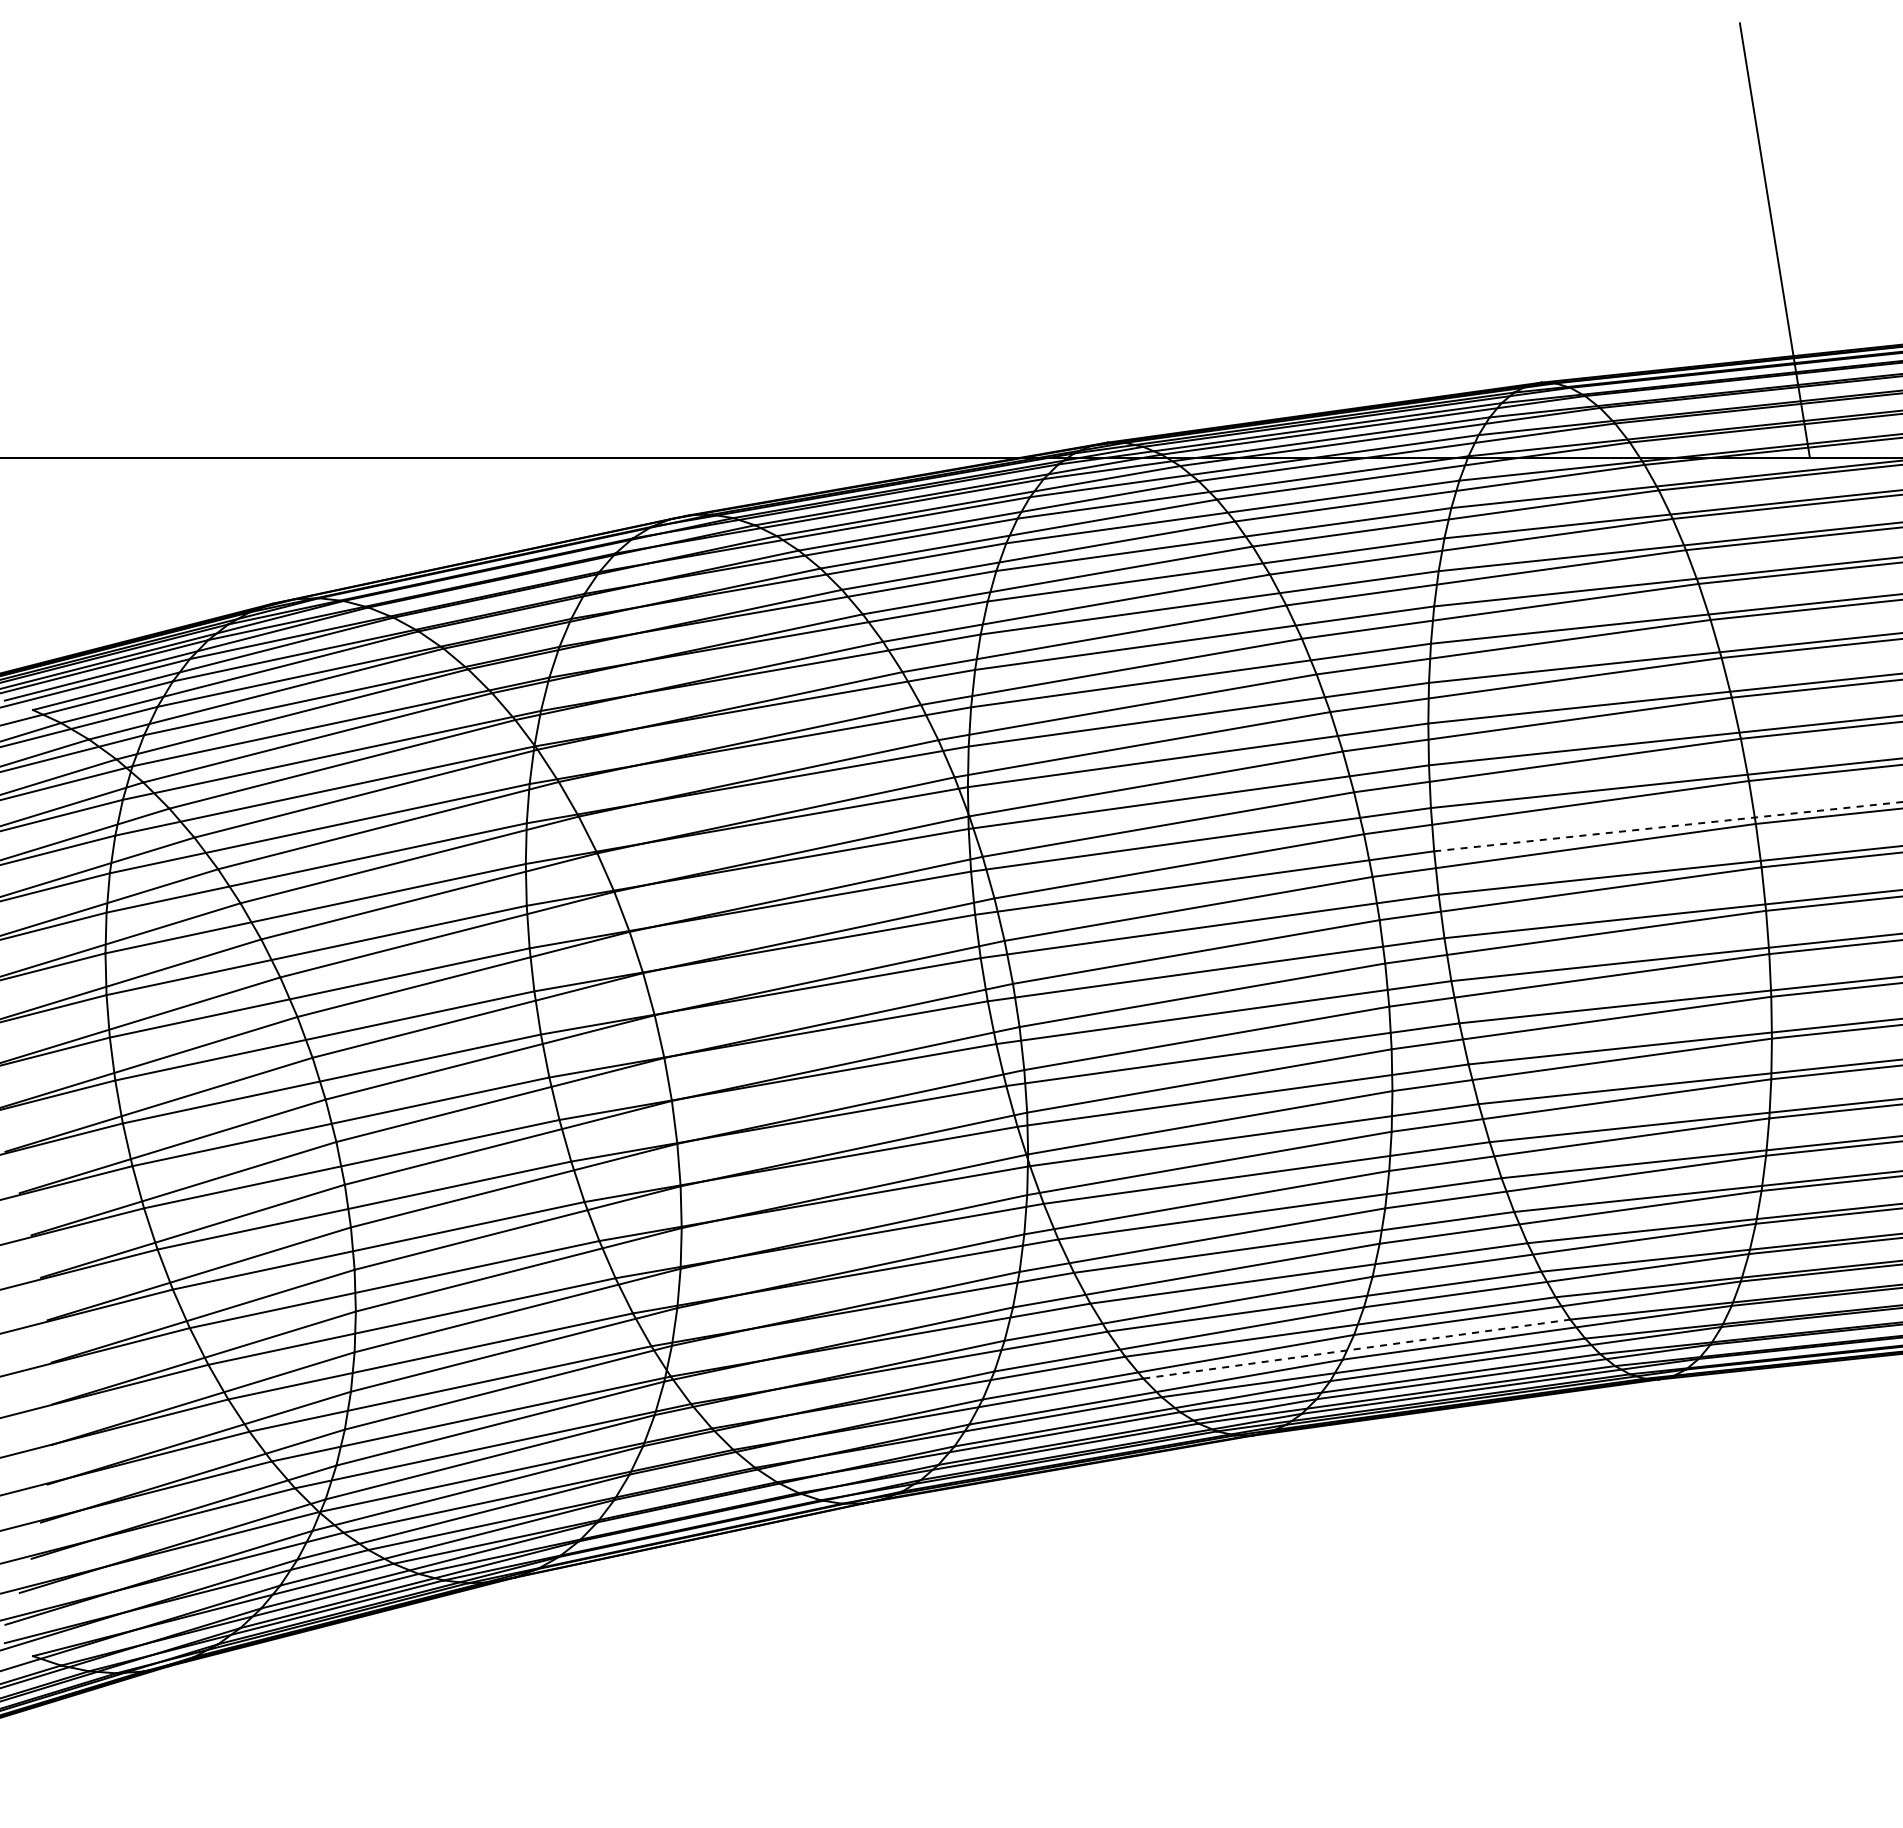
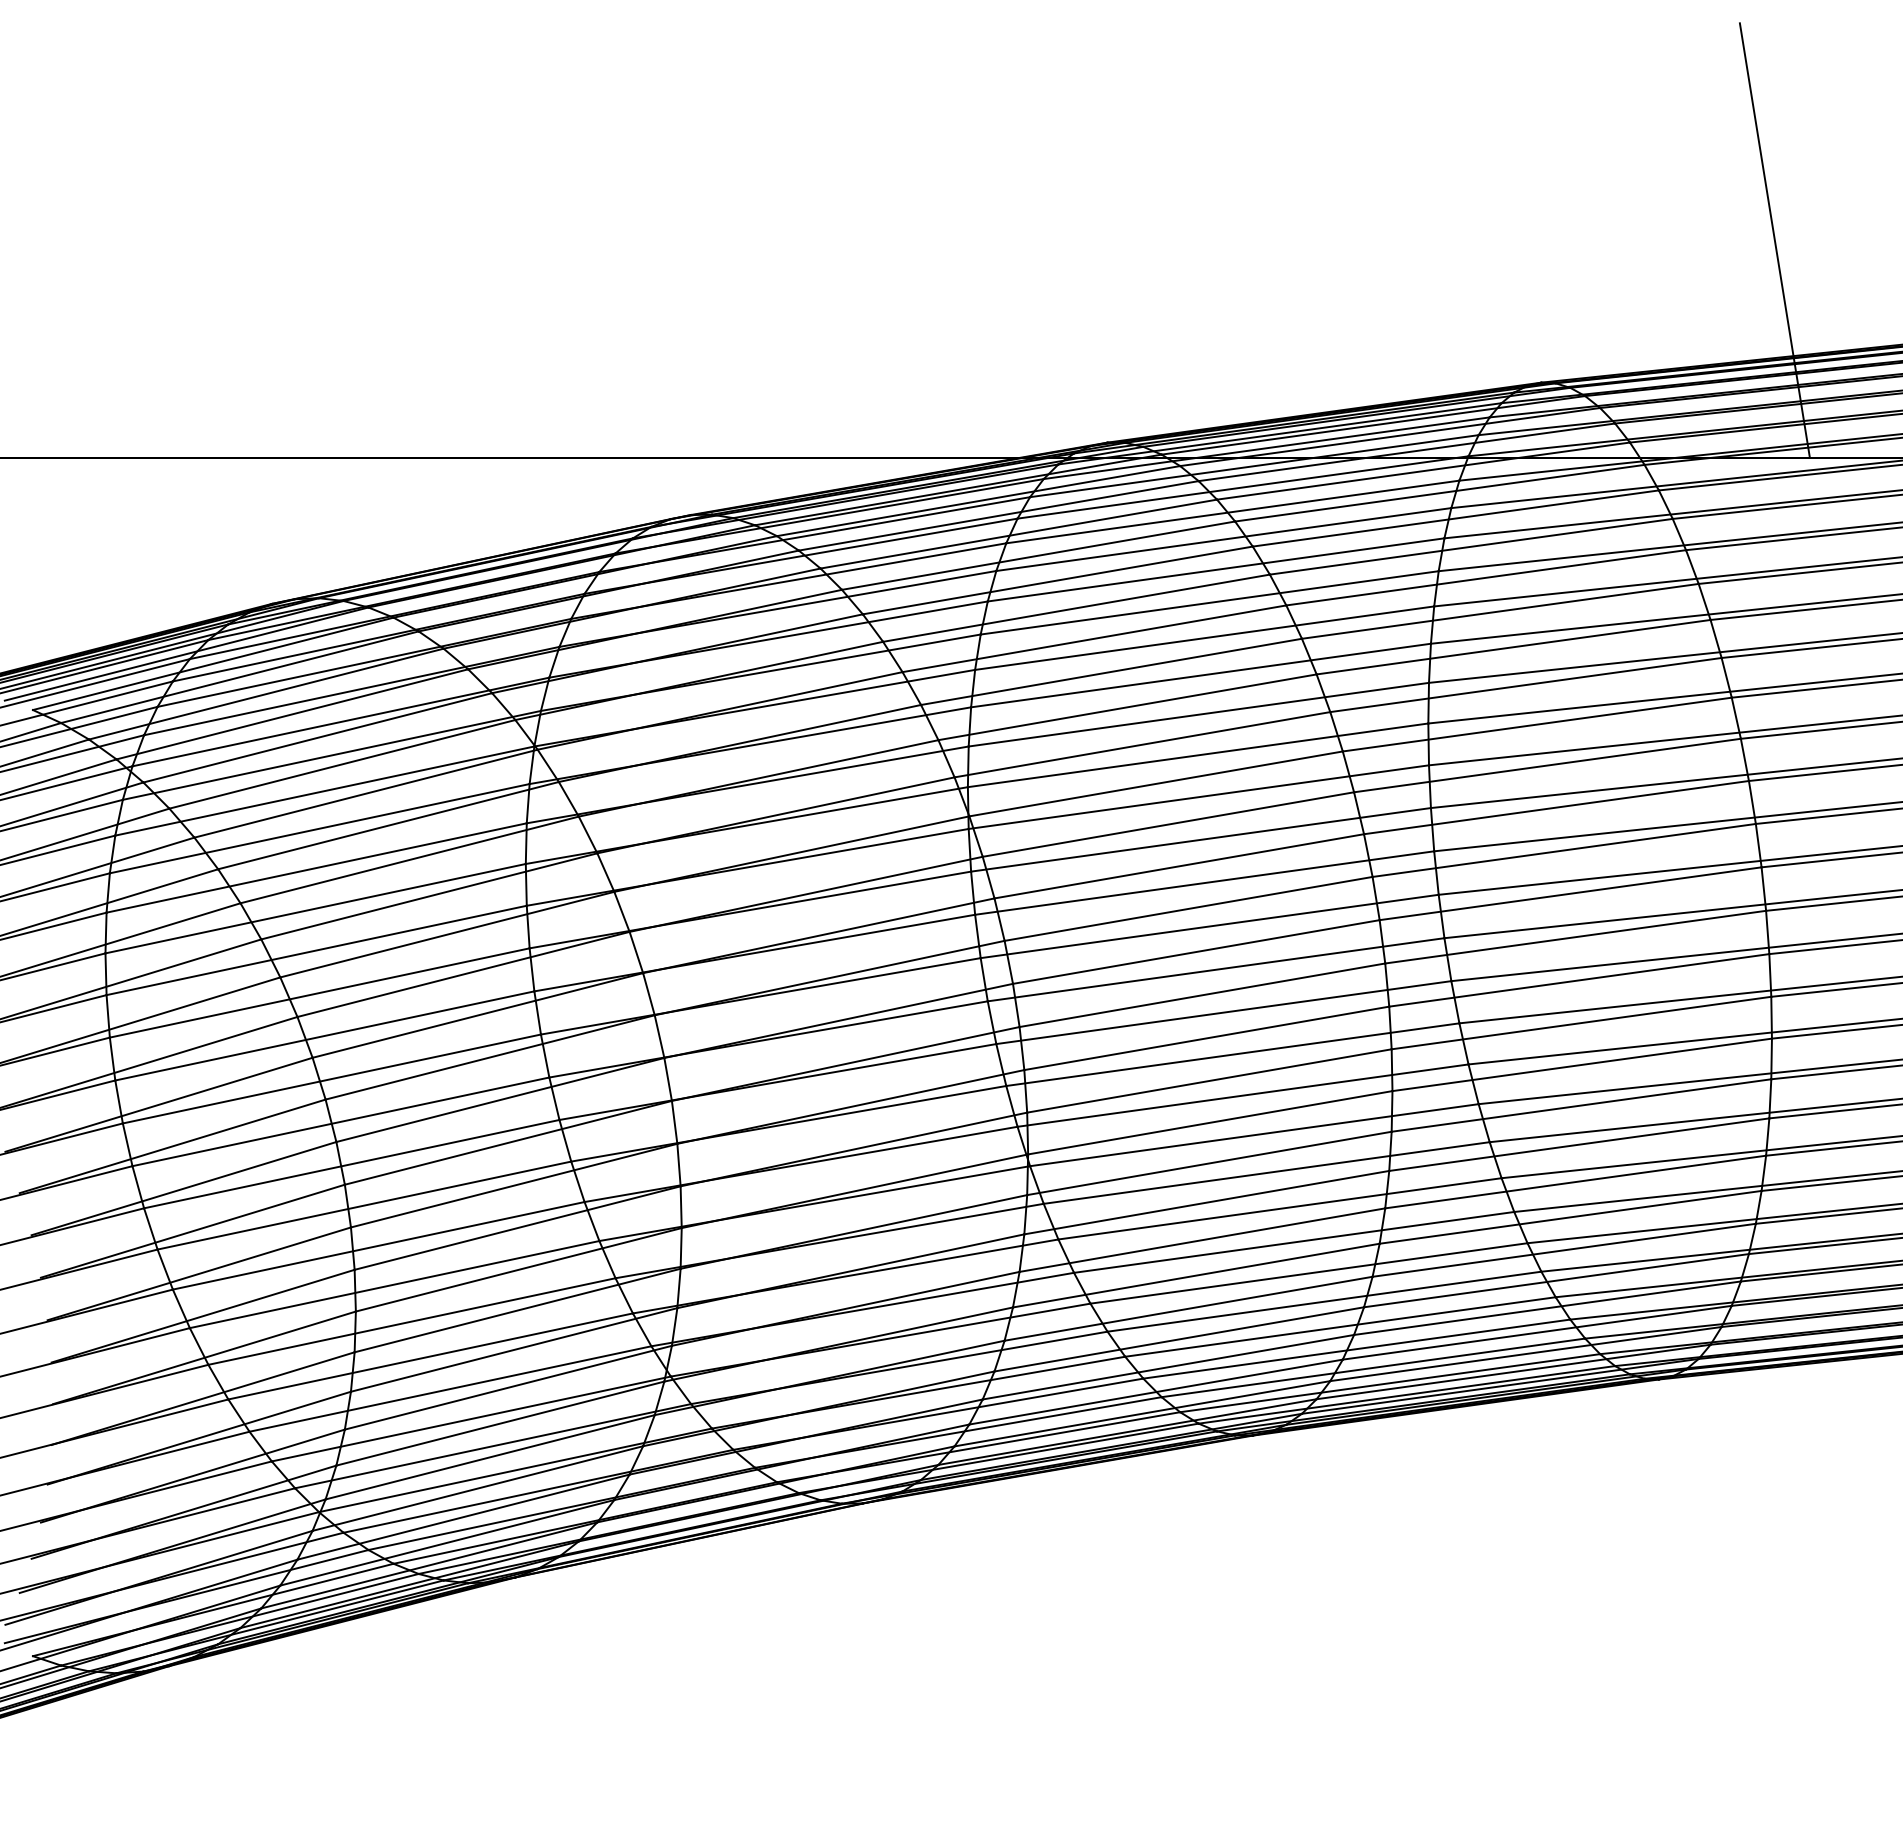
line: dashed -> solid (1668, 826)
line: dashed -> solid (1356, 1349)
